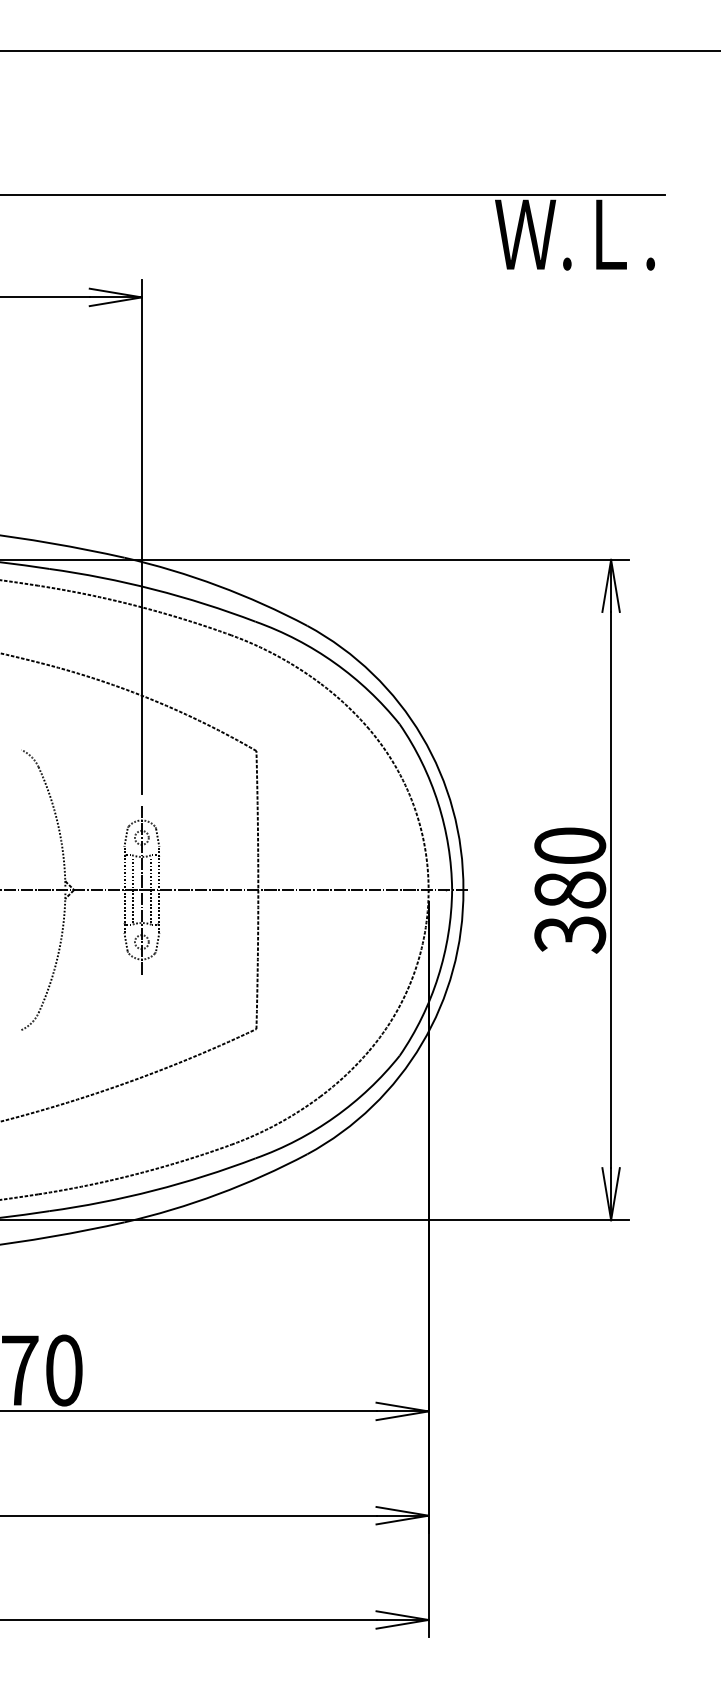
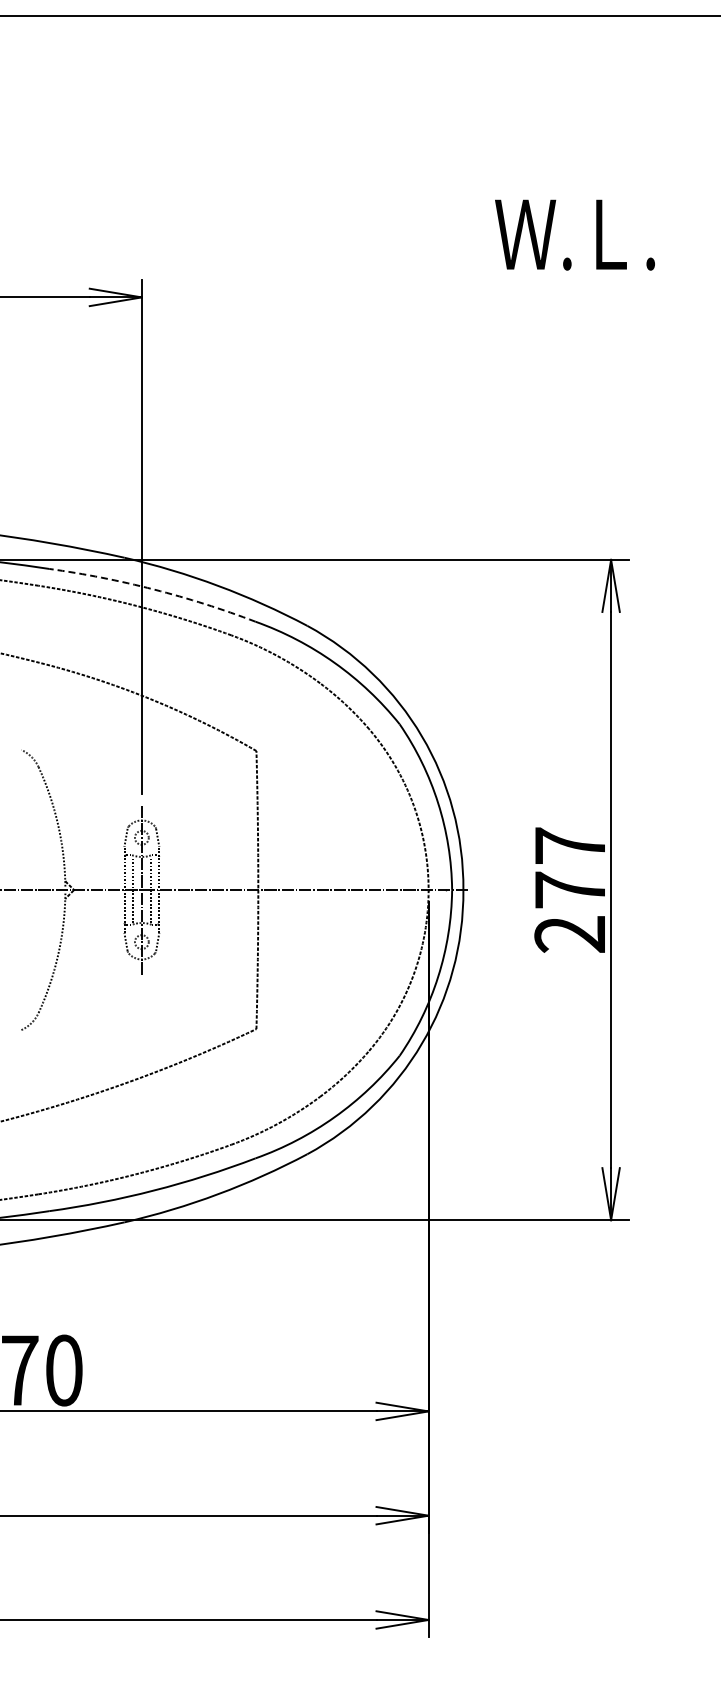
line position: (359, 50) -> (359, 15) (359, 15)
line: present -> none (333, 194)
arc: solid -> dashed (153, 589)
text: 380 -> 277 (570, 890)
